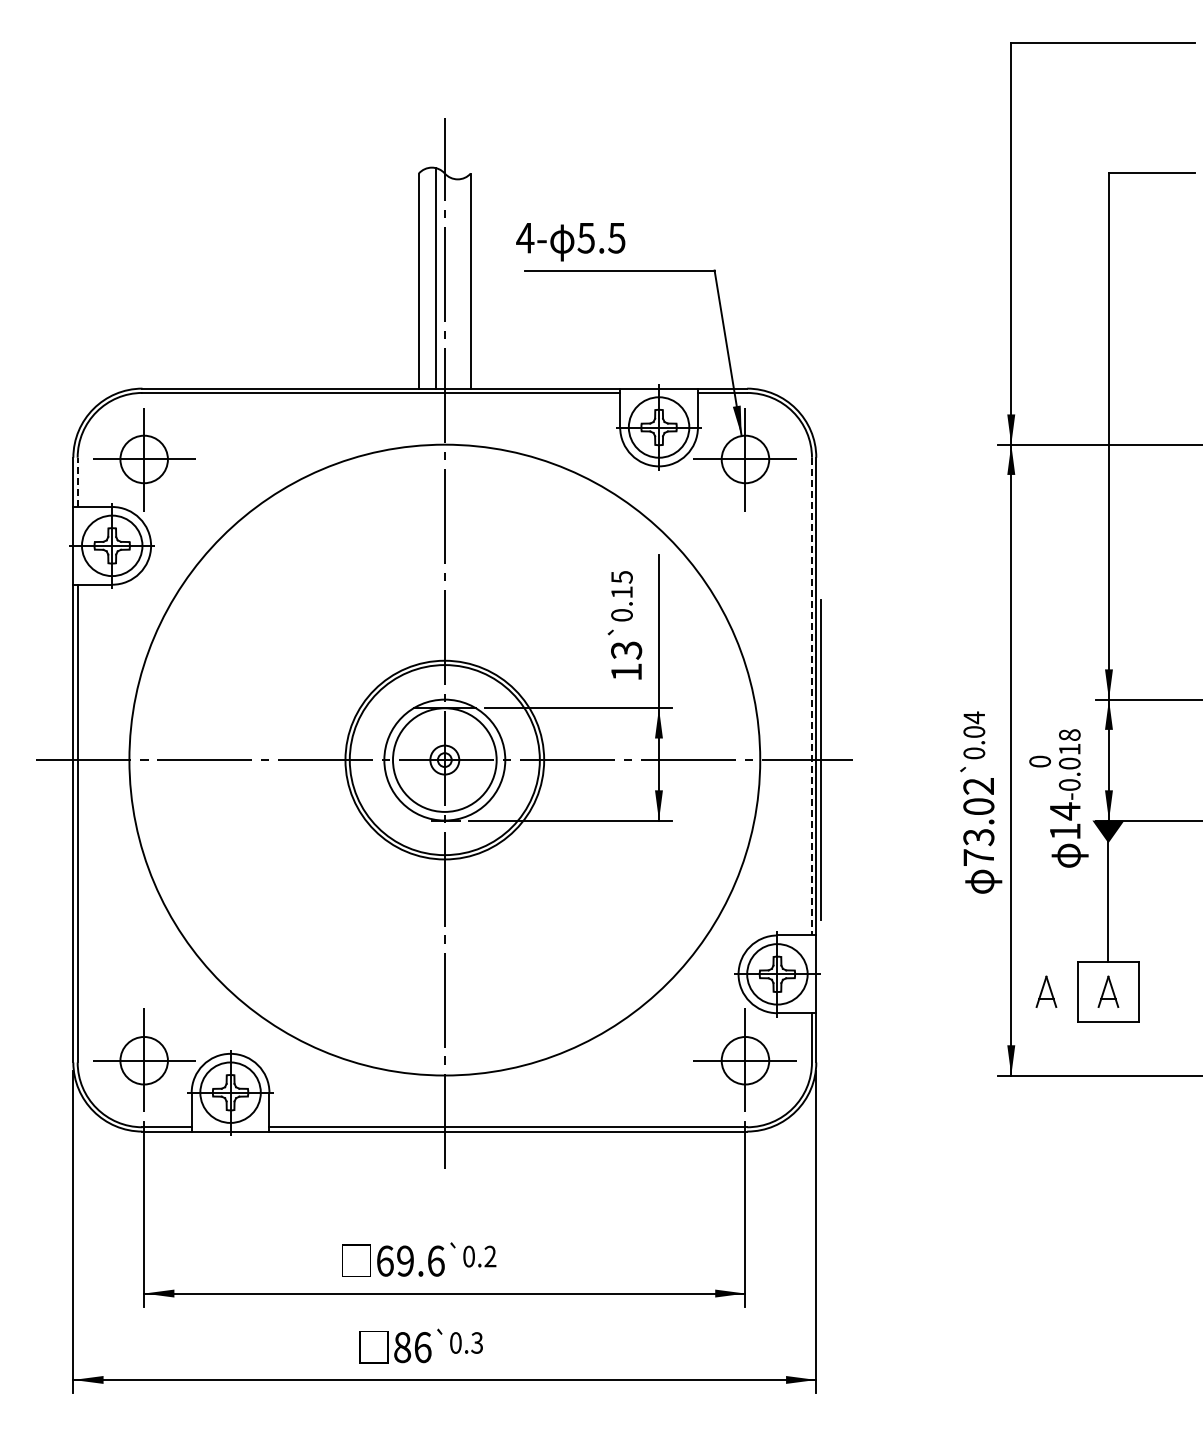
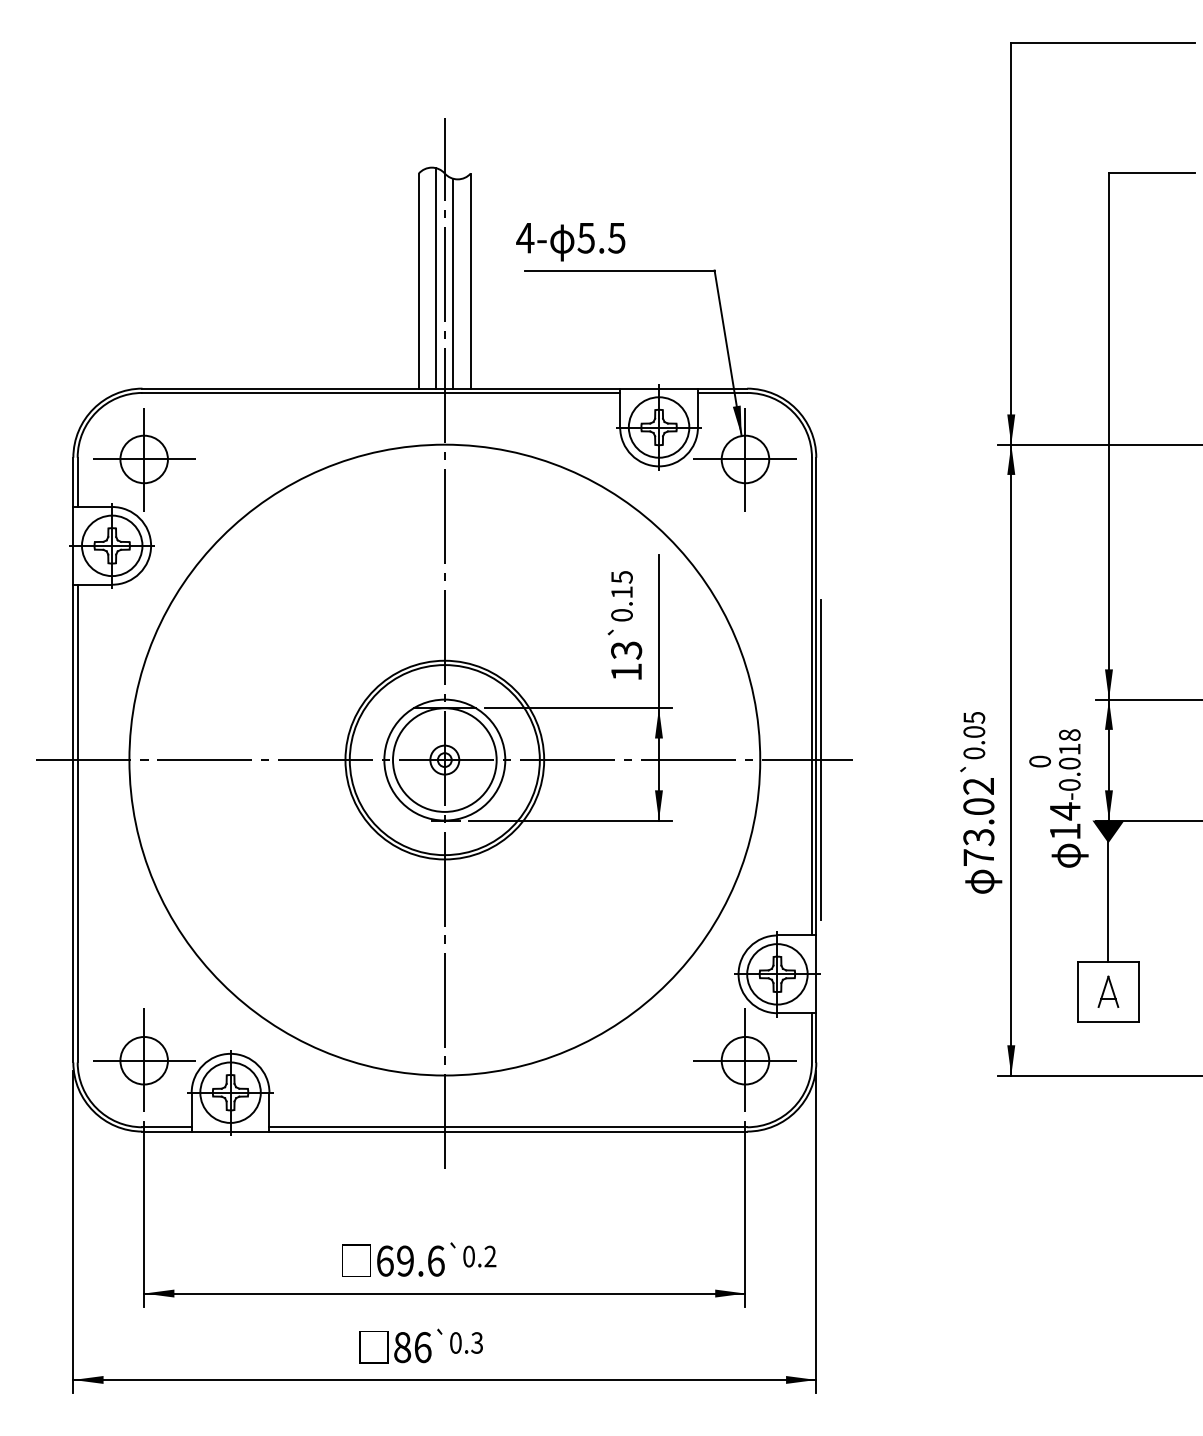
line: none -> present (453, 283)
line: dashed -> solid (77, 482)
line: dashed -> solid (811, 696)
text: 0.04 -> 0.05 (974, 717)
part: present -> none (1046, 991)
